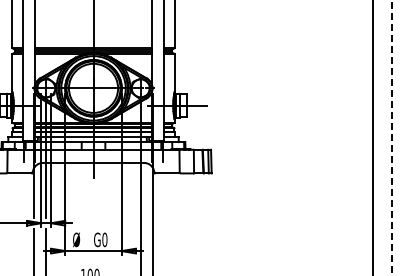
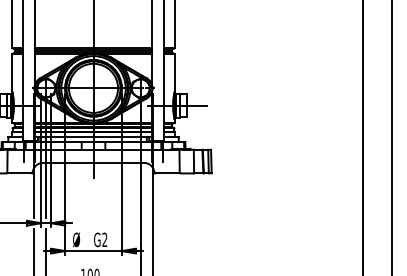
line position: (373, 137) -> (363, 137) (363, 137)
line: dashed -> solid (391, 137)
text: G0 -> G2 (104, 239)
